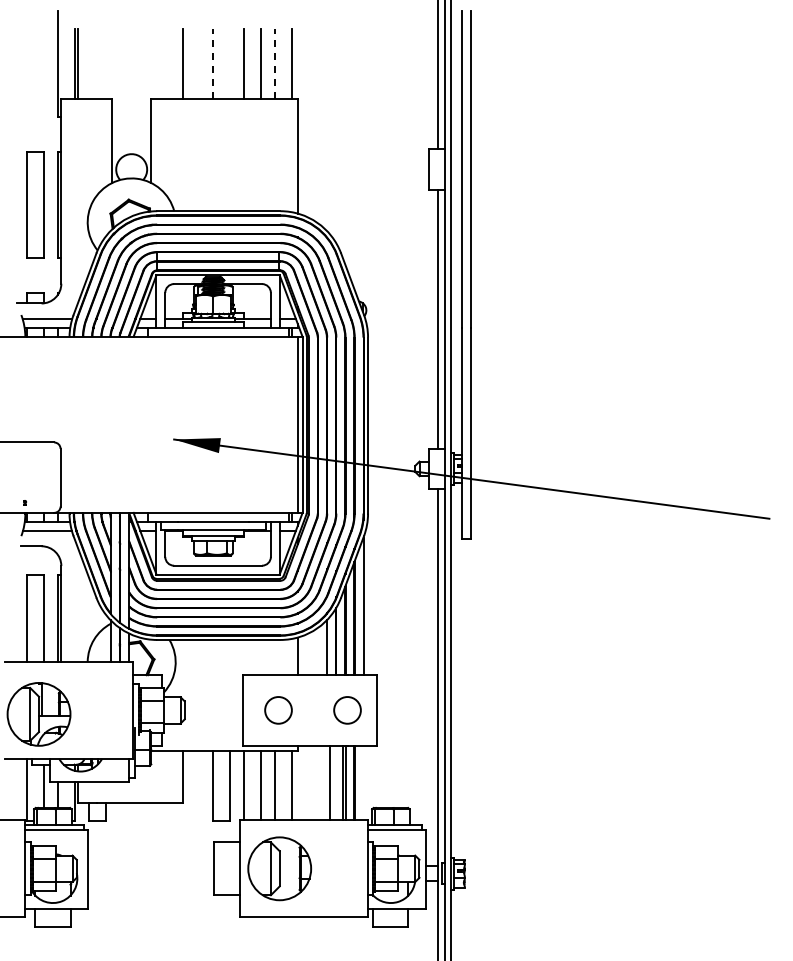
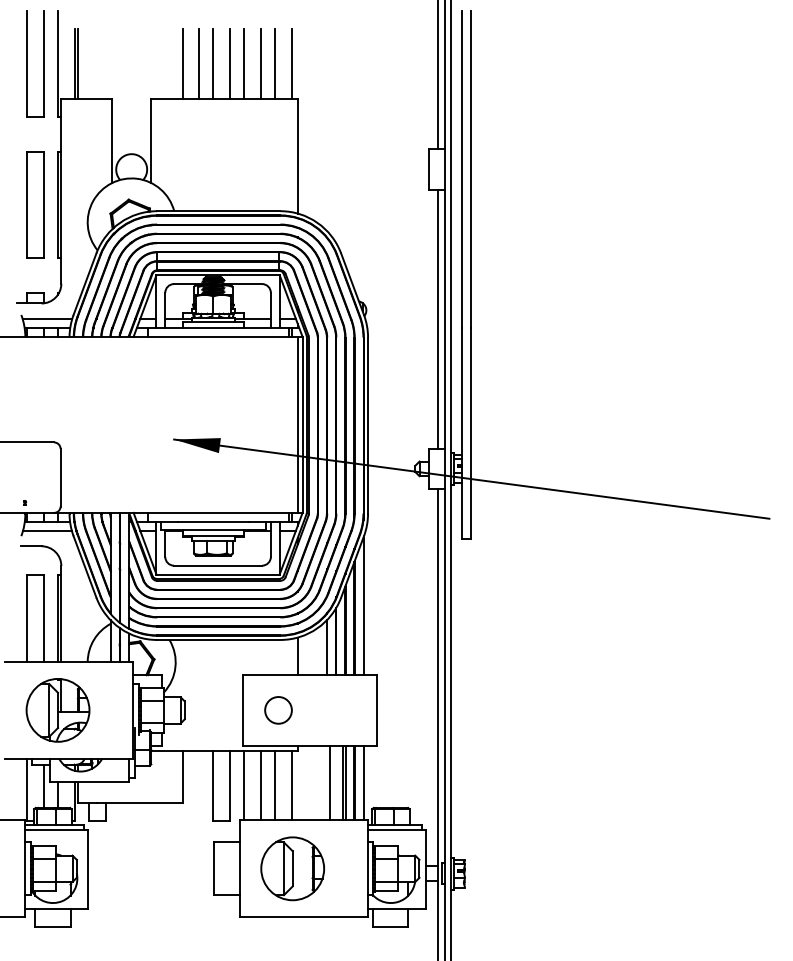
part: none -> present (27, 63)
line: none -> present (199, 63)
line: dashed -> solid (212, 63)
line: none -> present (230, 63)
line: dashed -> solid (274, 63)
circle: present -> none (347, 710)
part position: (38, 714) -> (57, 710) (57, 710)
line: none -> present (363, 782)
part position: (279, 868) -> (292, 868) (292, 868)
